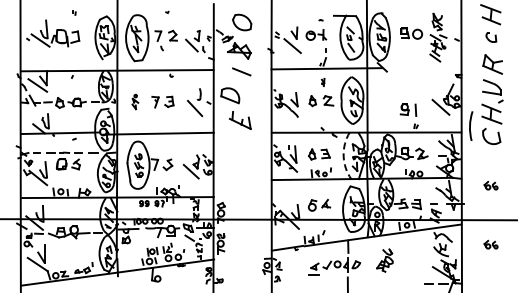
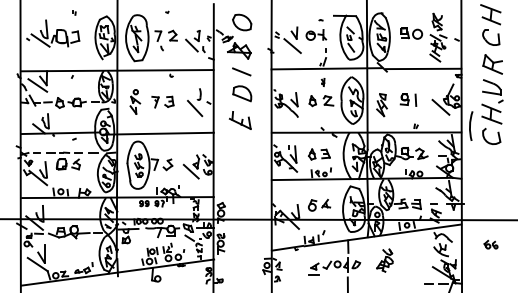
part size: 13x11 px -> 19x17 px (491, 37)
line: none -> present (423, 68)
part position: (230, 95) -> (242, 93) (242, 93)
part size: 9x18 px -> 13x26 px (135, 101)
part: none -> present (381, 105)
part position: (408, 109) -> (408, 99) (408, 99)
arc: dashed -> solid (343, 156)
part: present -> none (490, 185)
